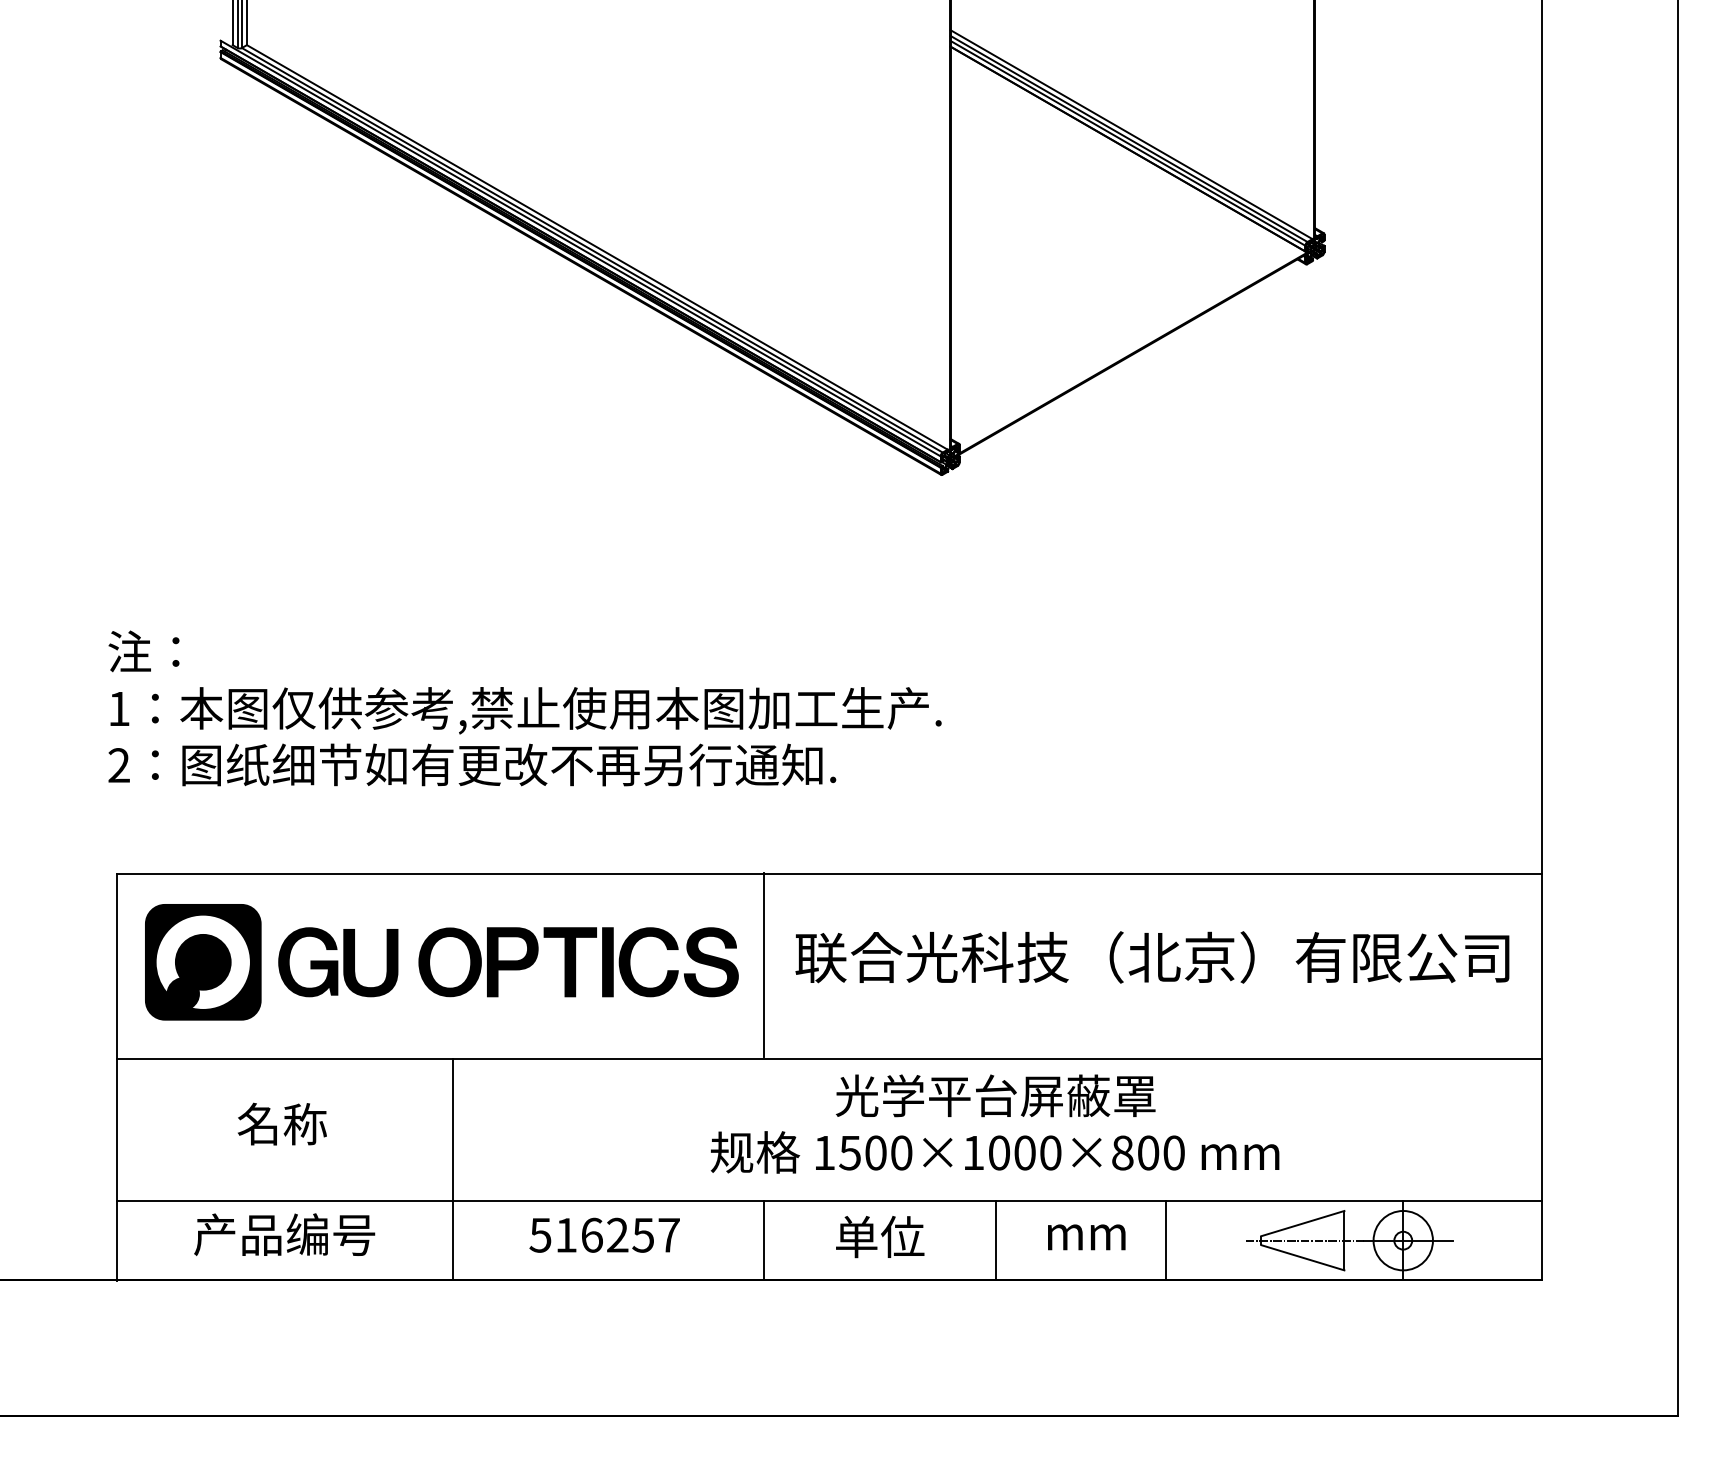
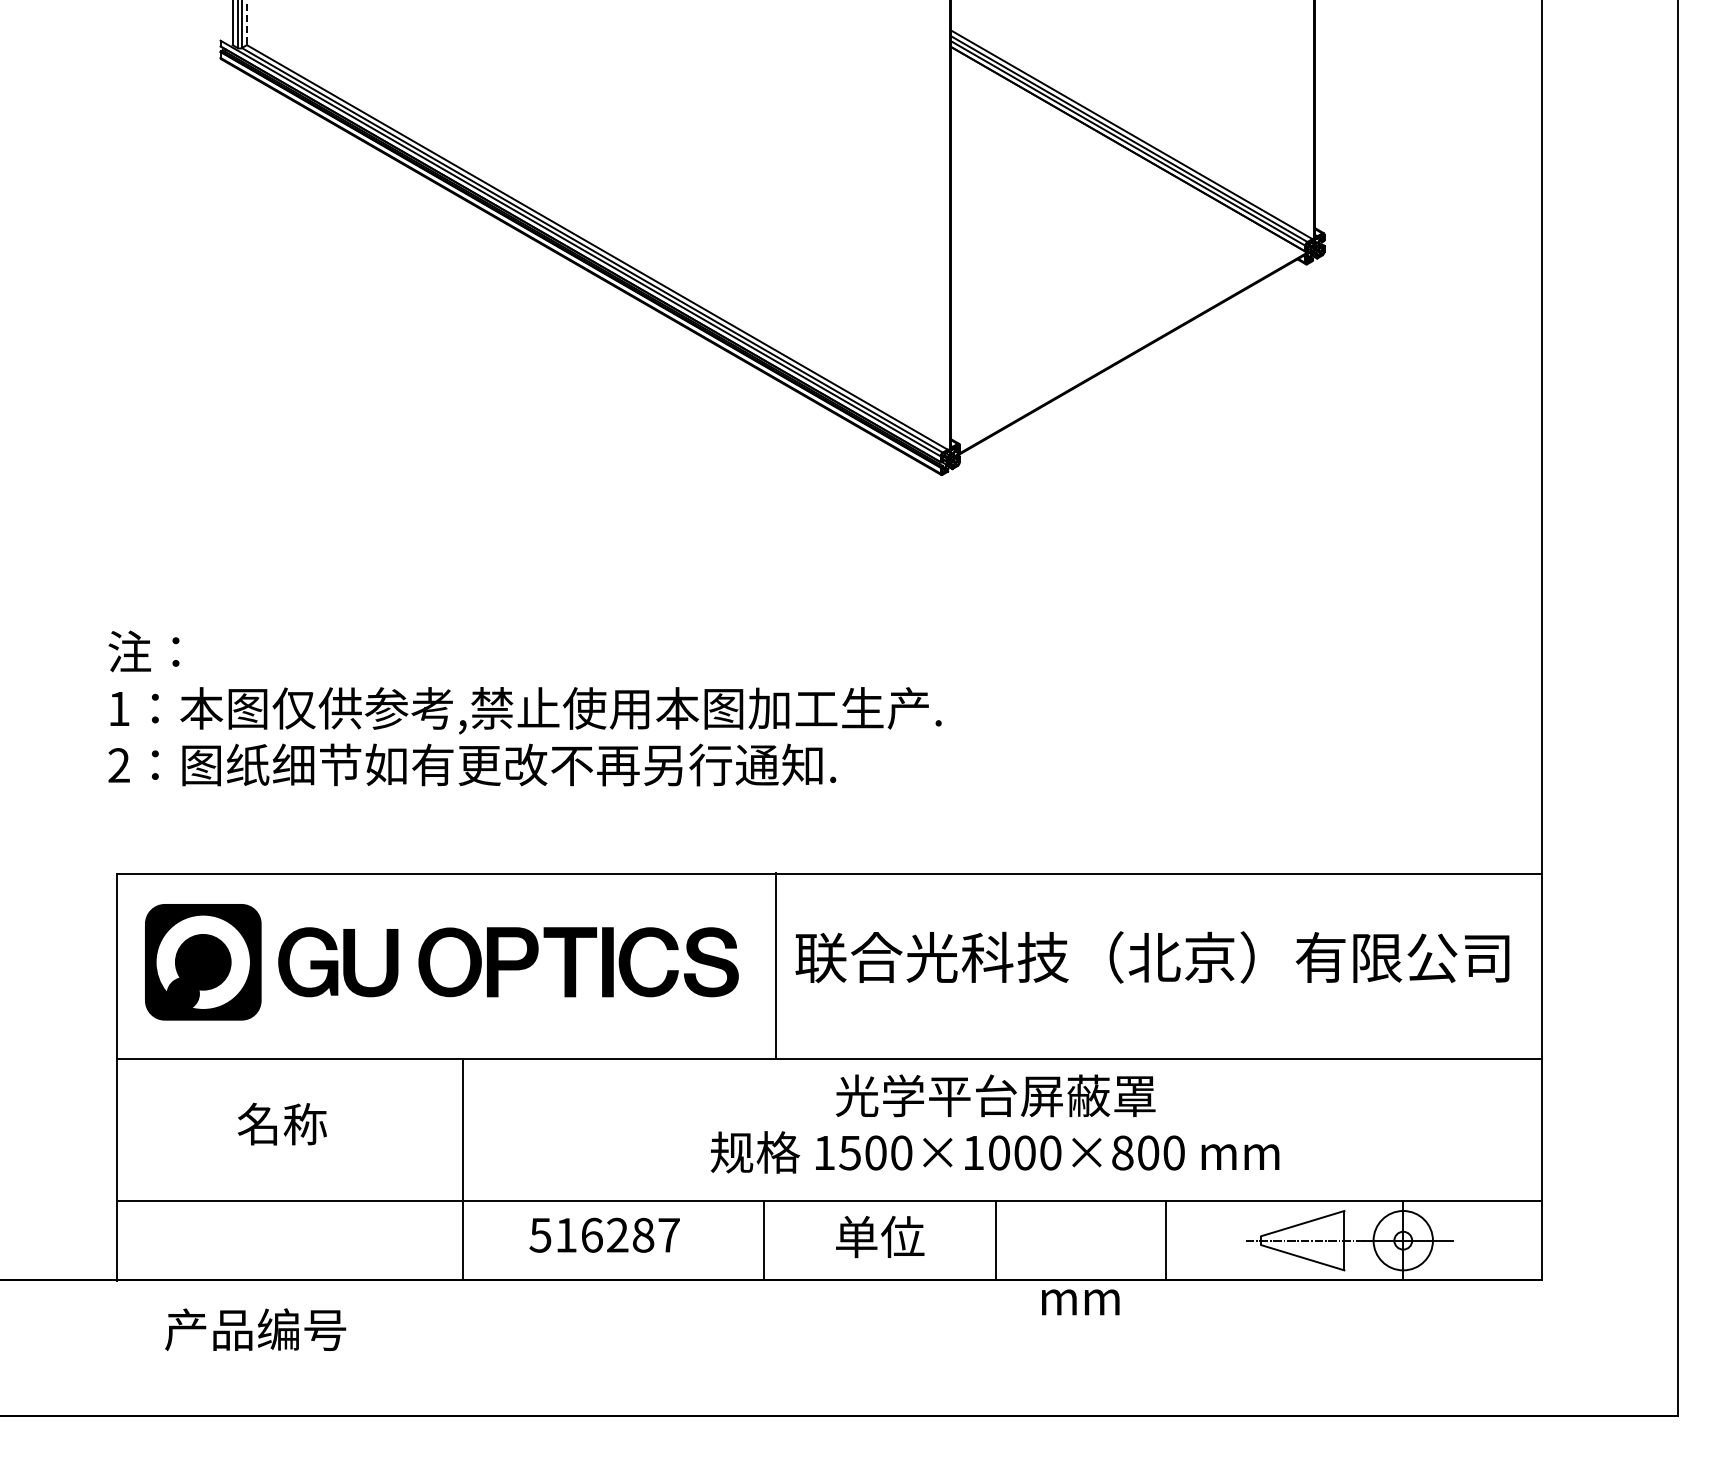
line: solid -> dashed (246, 23)
line position: (763, 965) -> (775, 965) (775, 965)
line position: (453, 1169) -> (463, 1169) (463, 1169)
text position: (284, 1234) -> (255, 1329) (255, 1329)
text: 516257 -> 516287 (643, 1234)
text position: (1086, 1237) -> (1080, 1302) (1080, 1302)
